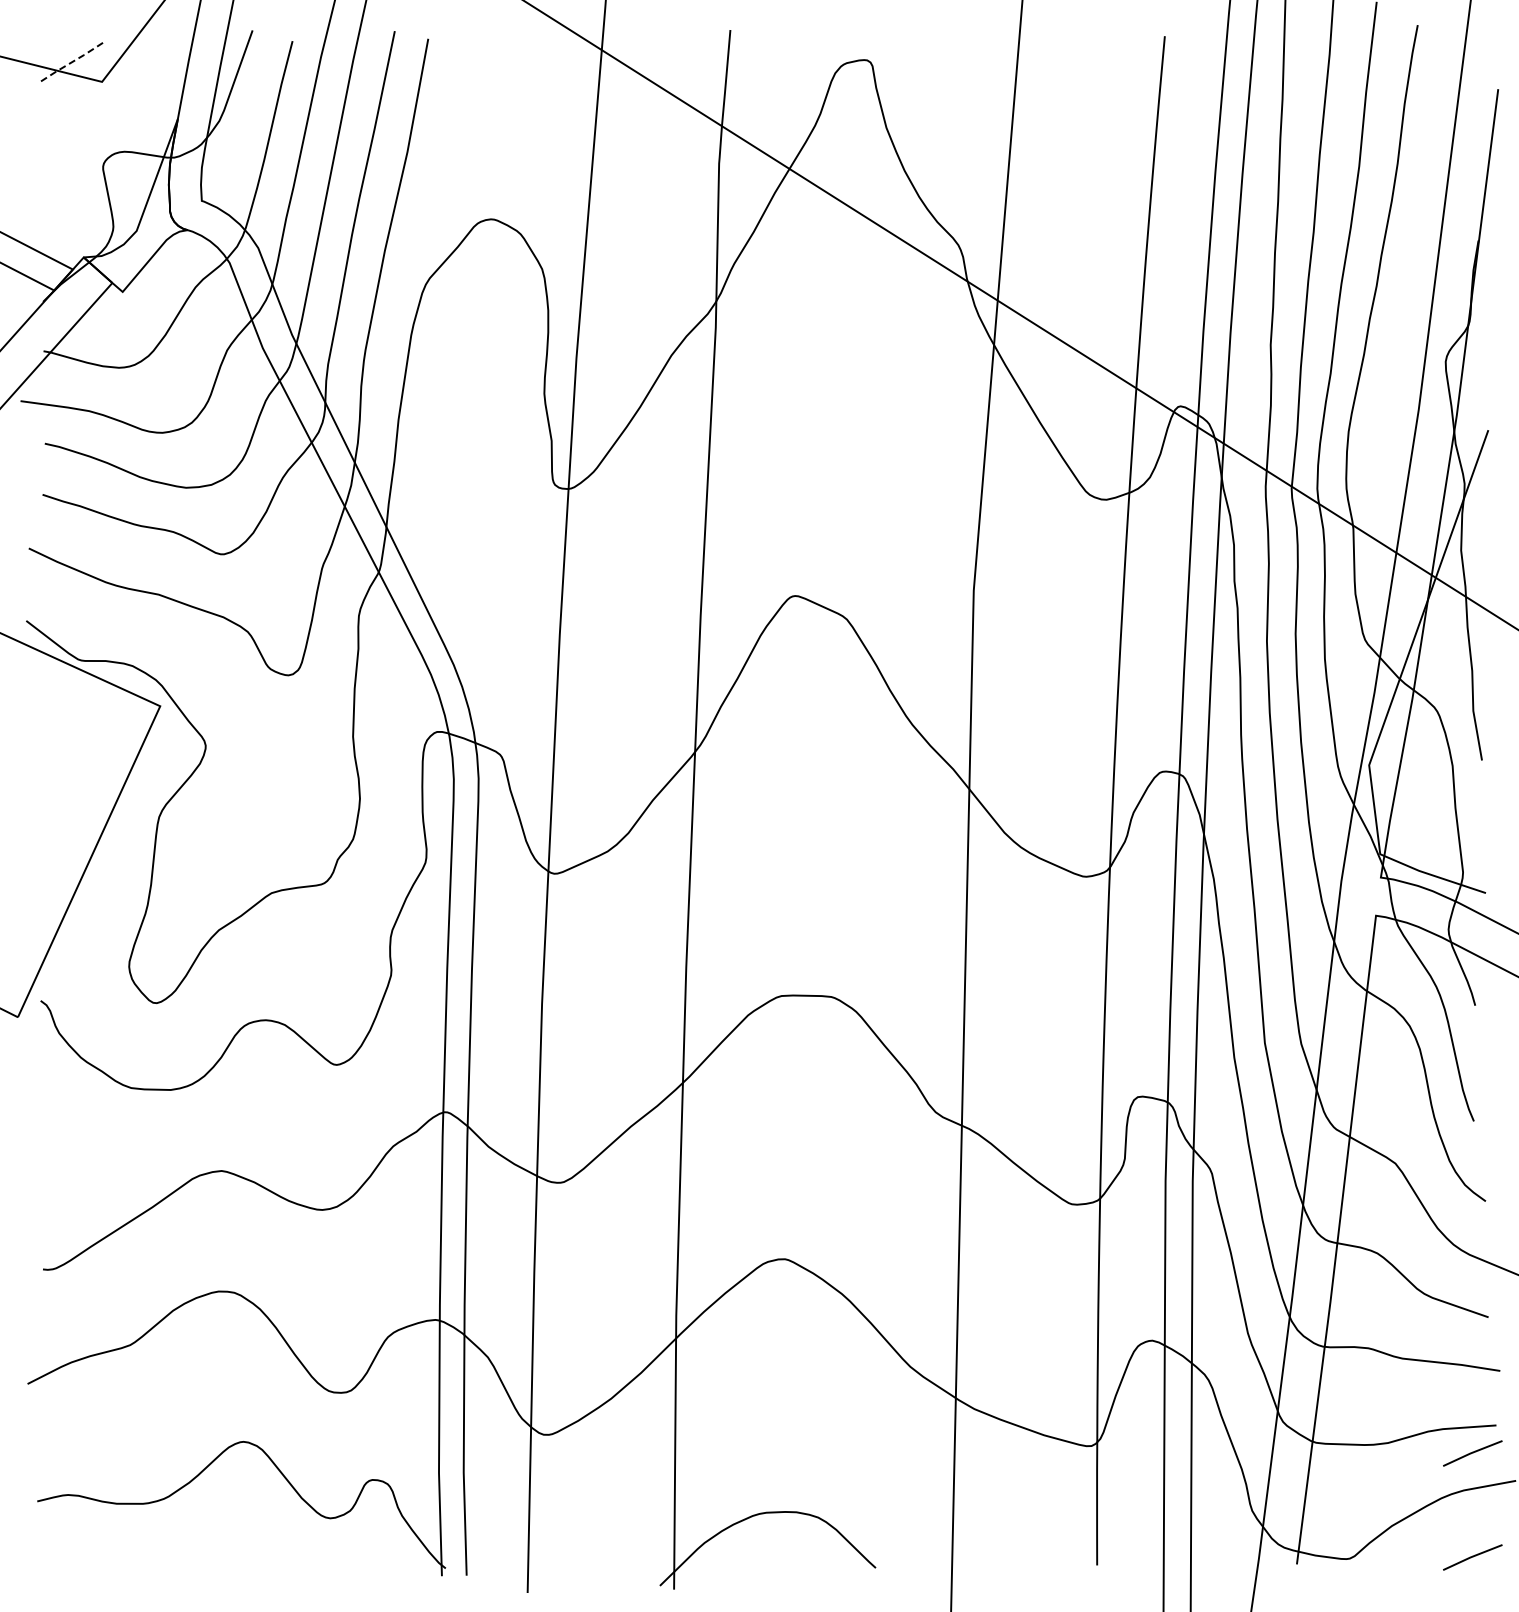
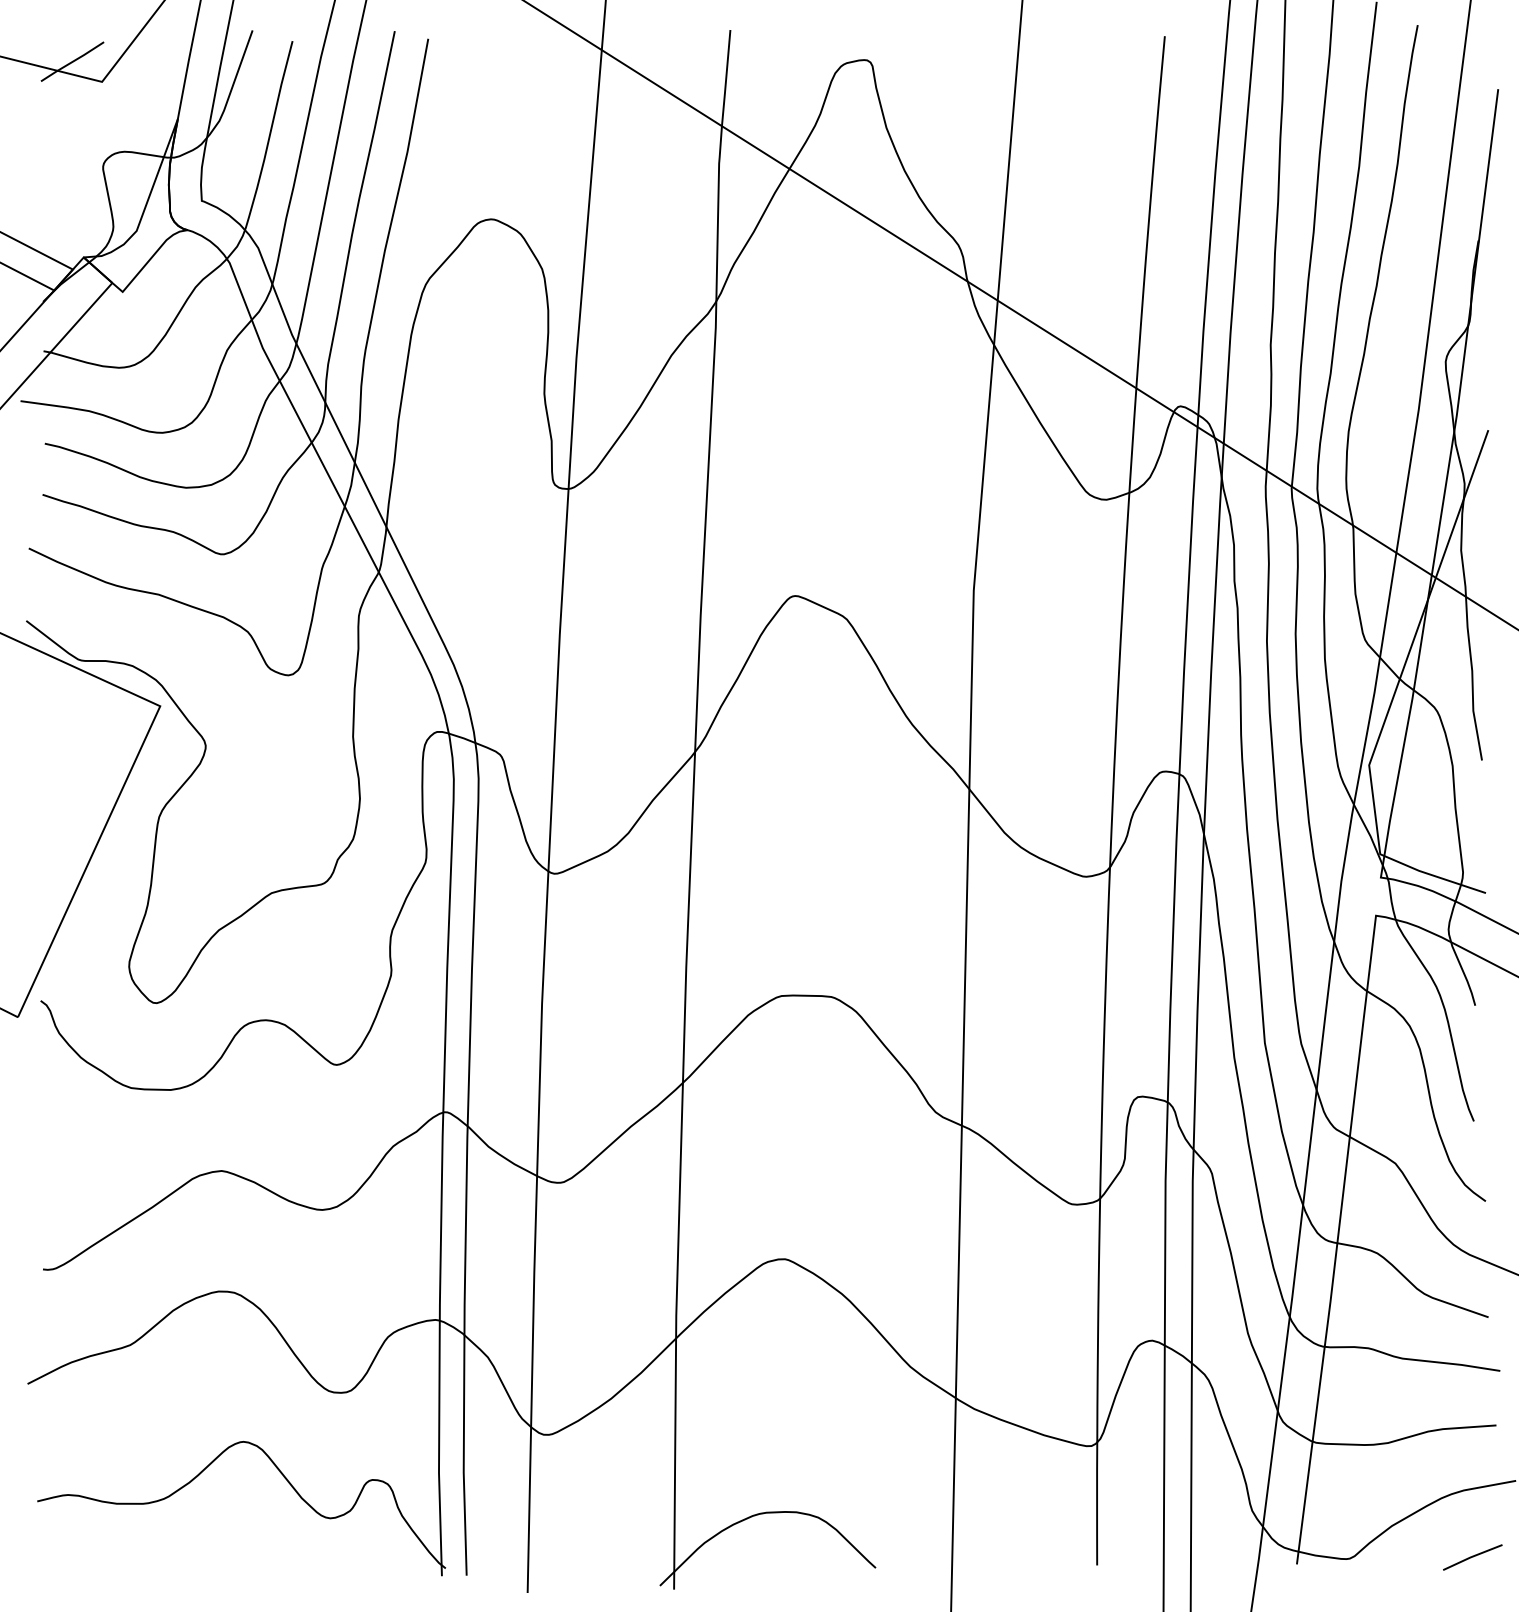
line: dashed -> solid (72, 62)
line: present -> none (1472, 1453)
